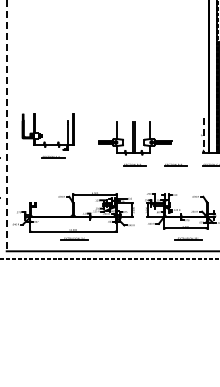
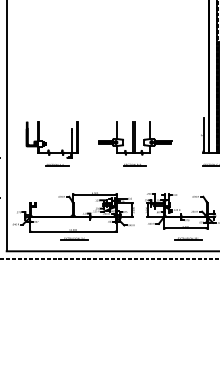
line: dashed -> solid (6, 126)
part position: (47, 135) -> (51, 143) (51, 143)
line: dashed -> solid (203, 135)
line: present -> none (175, 164)
